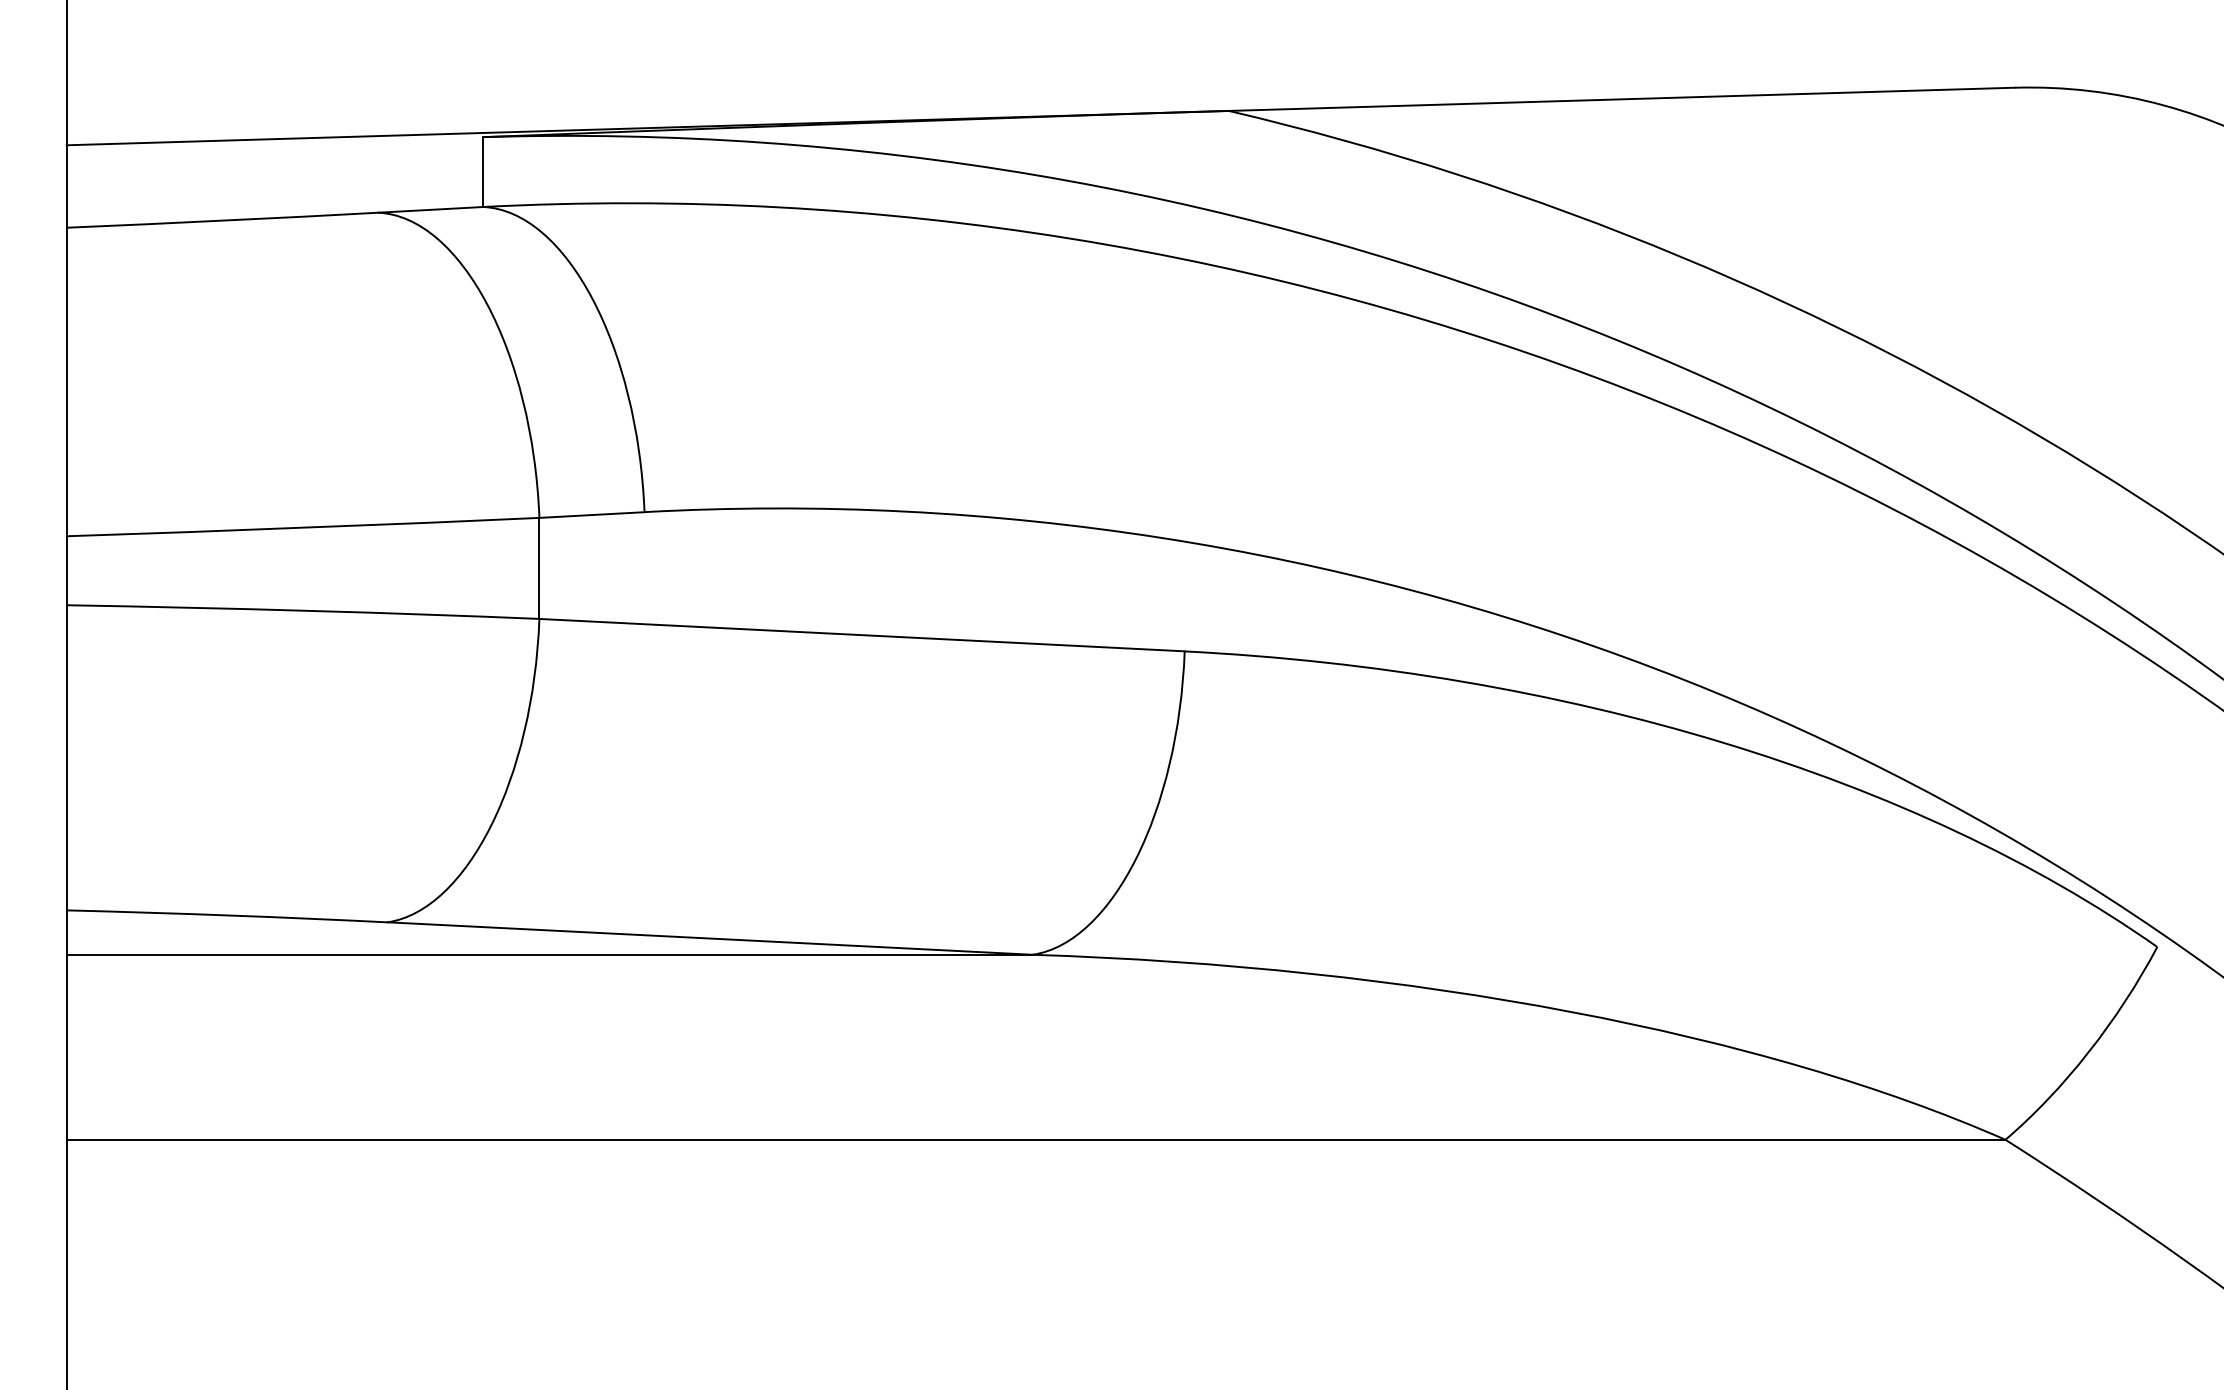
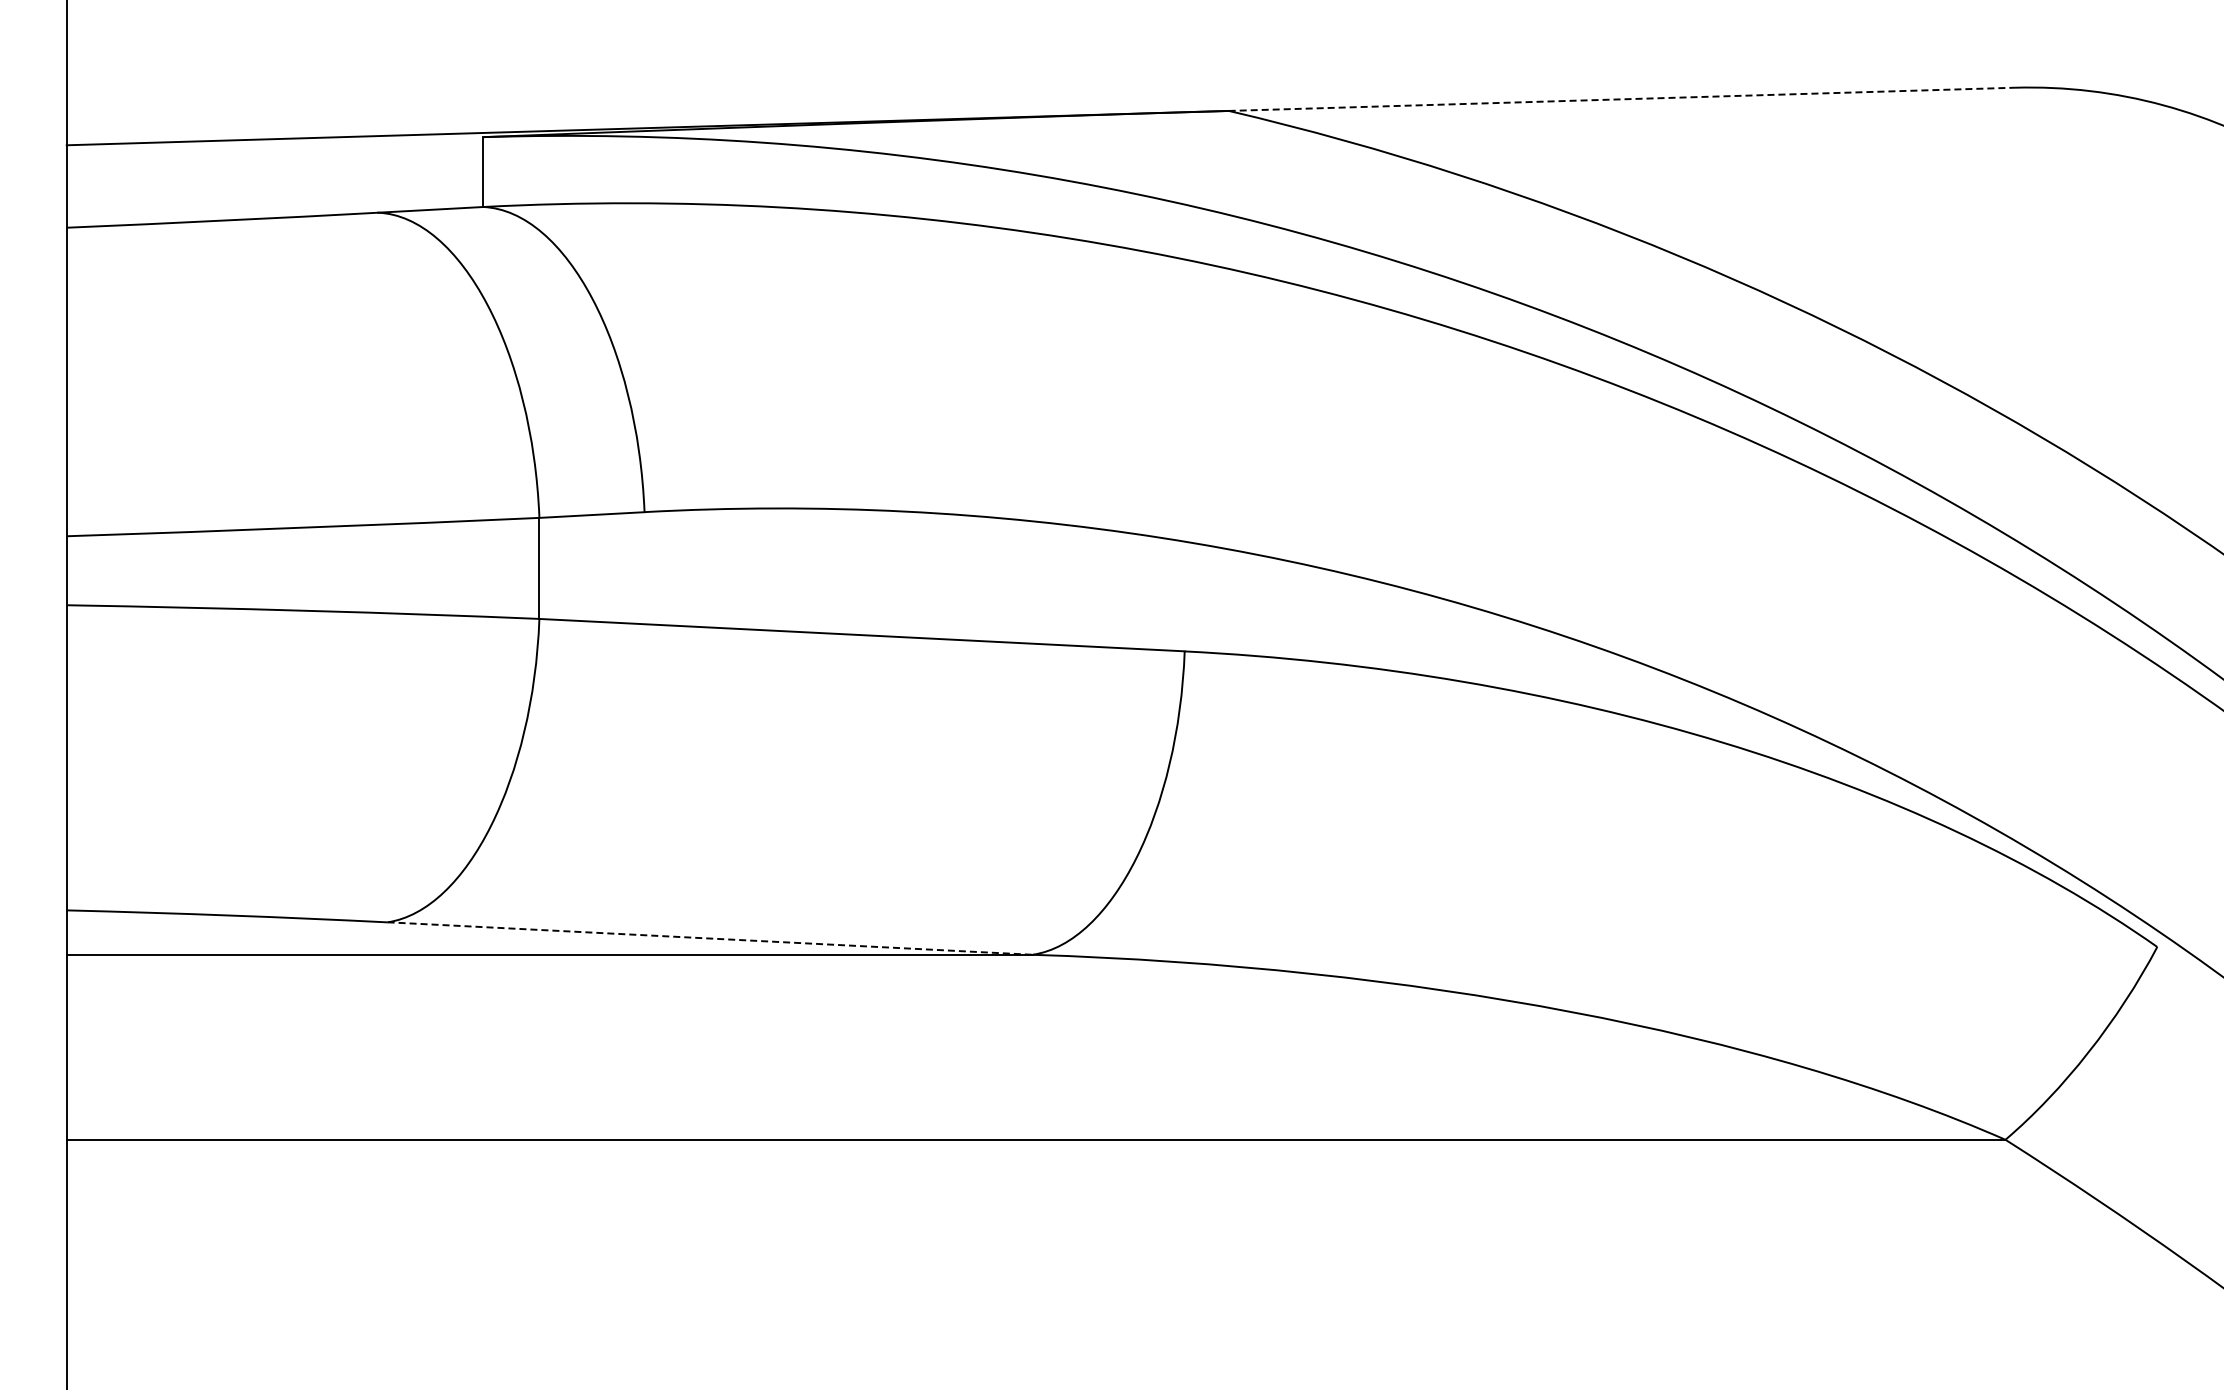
line: solid -> dashed (1622, 99)
line: solid -> dashed (710, 938)
